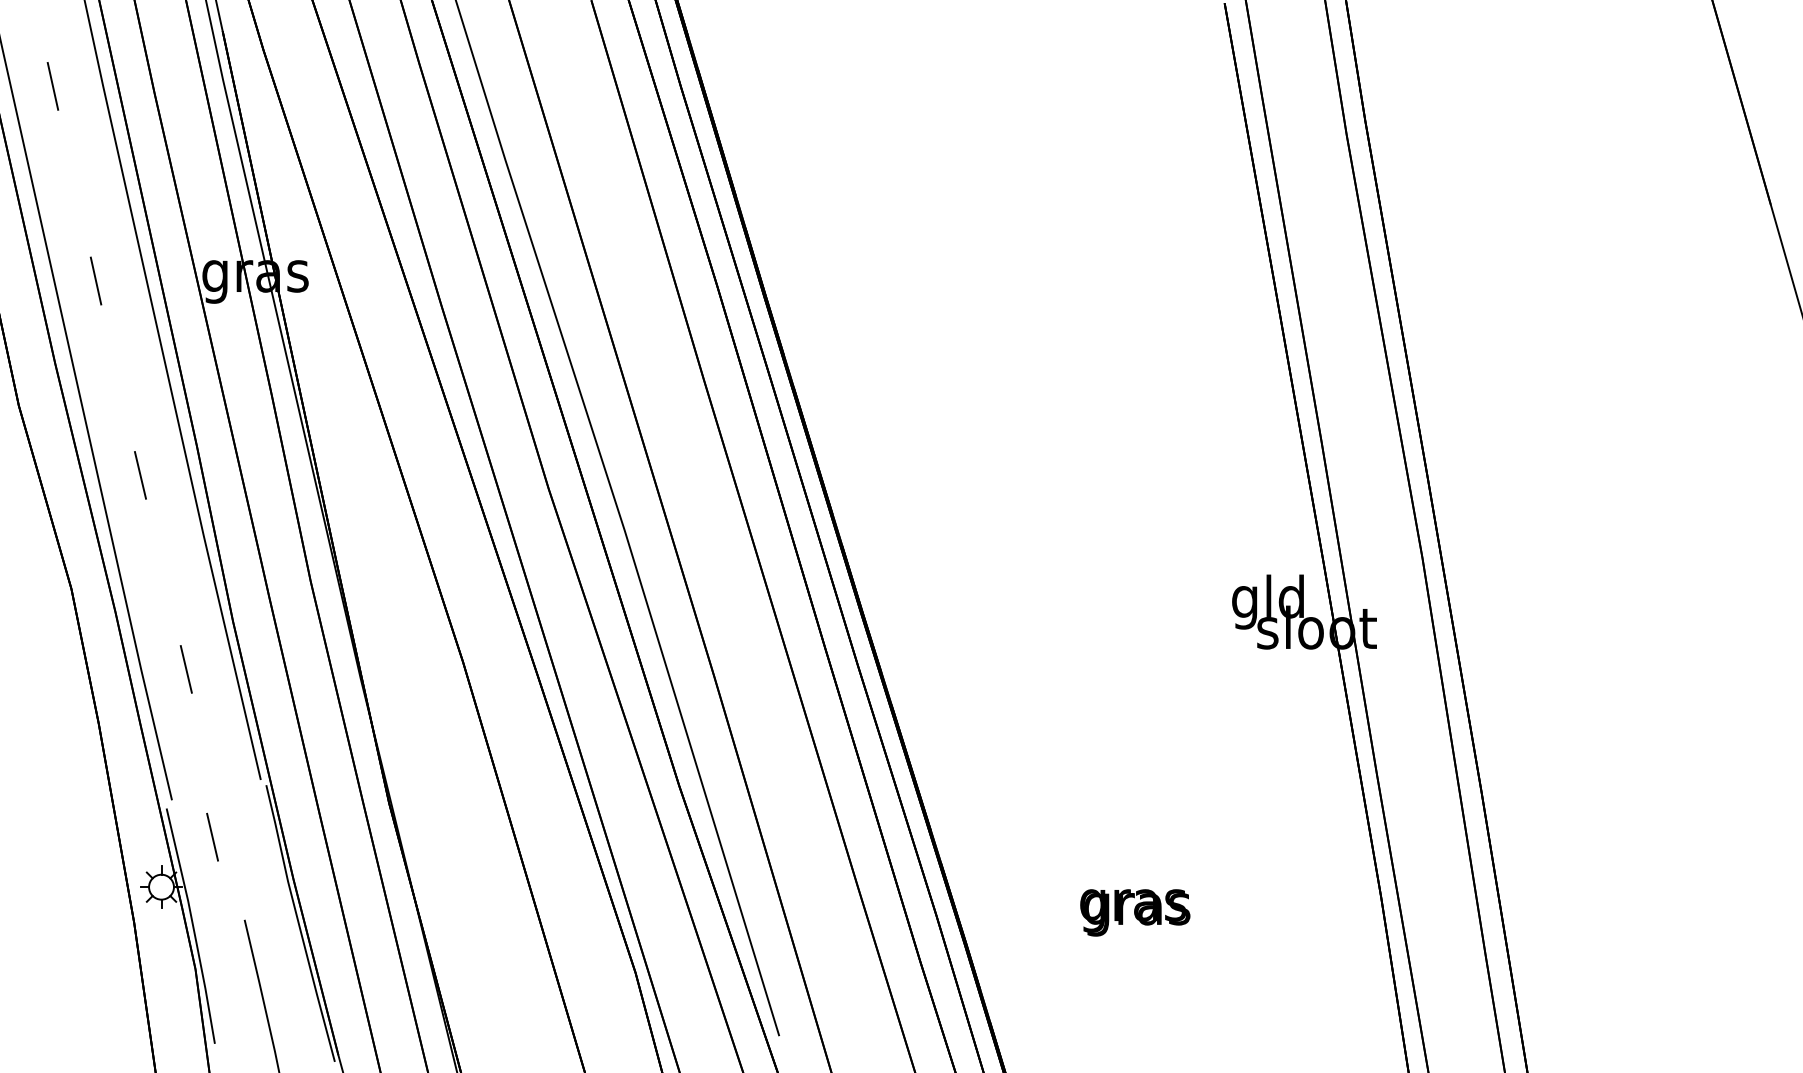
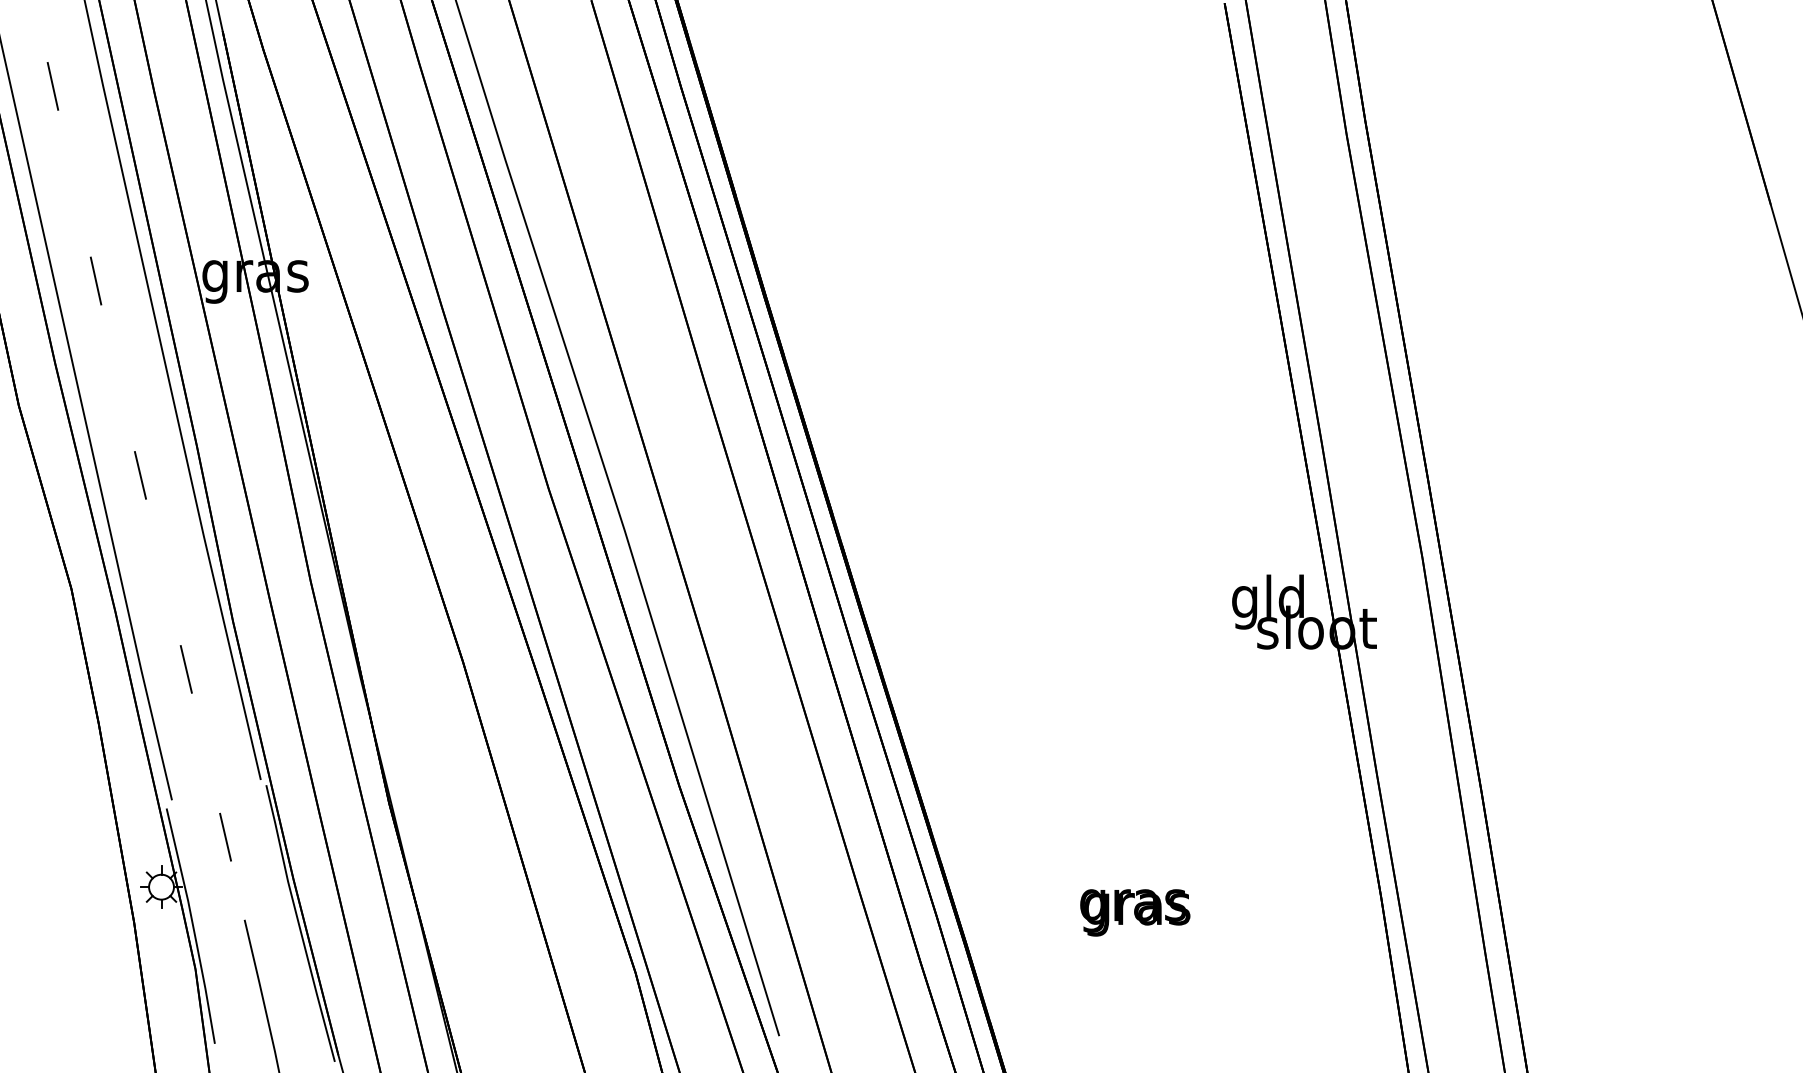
line position: (212, 836) -> (225, 836) (225, 836)
